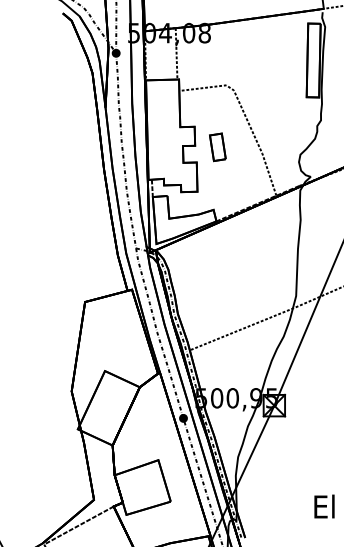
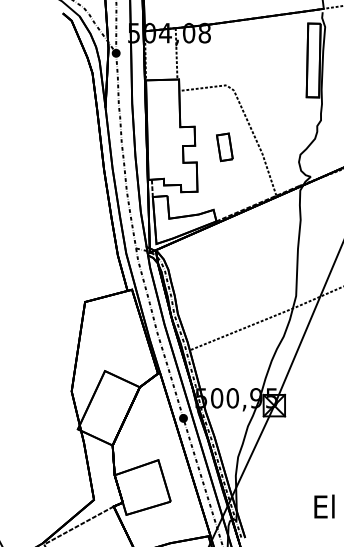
part position: (217, 147) -> (224, 147) (224, 147)
